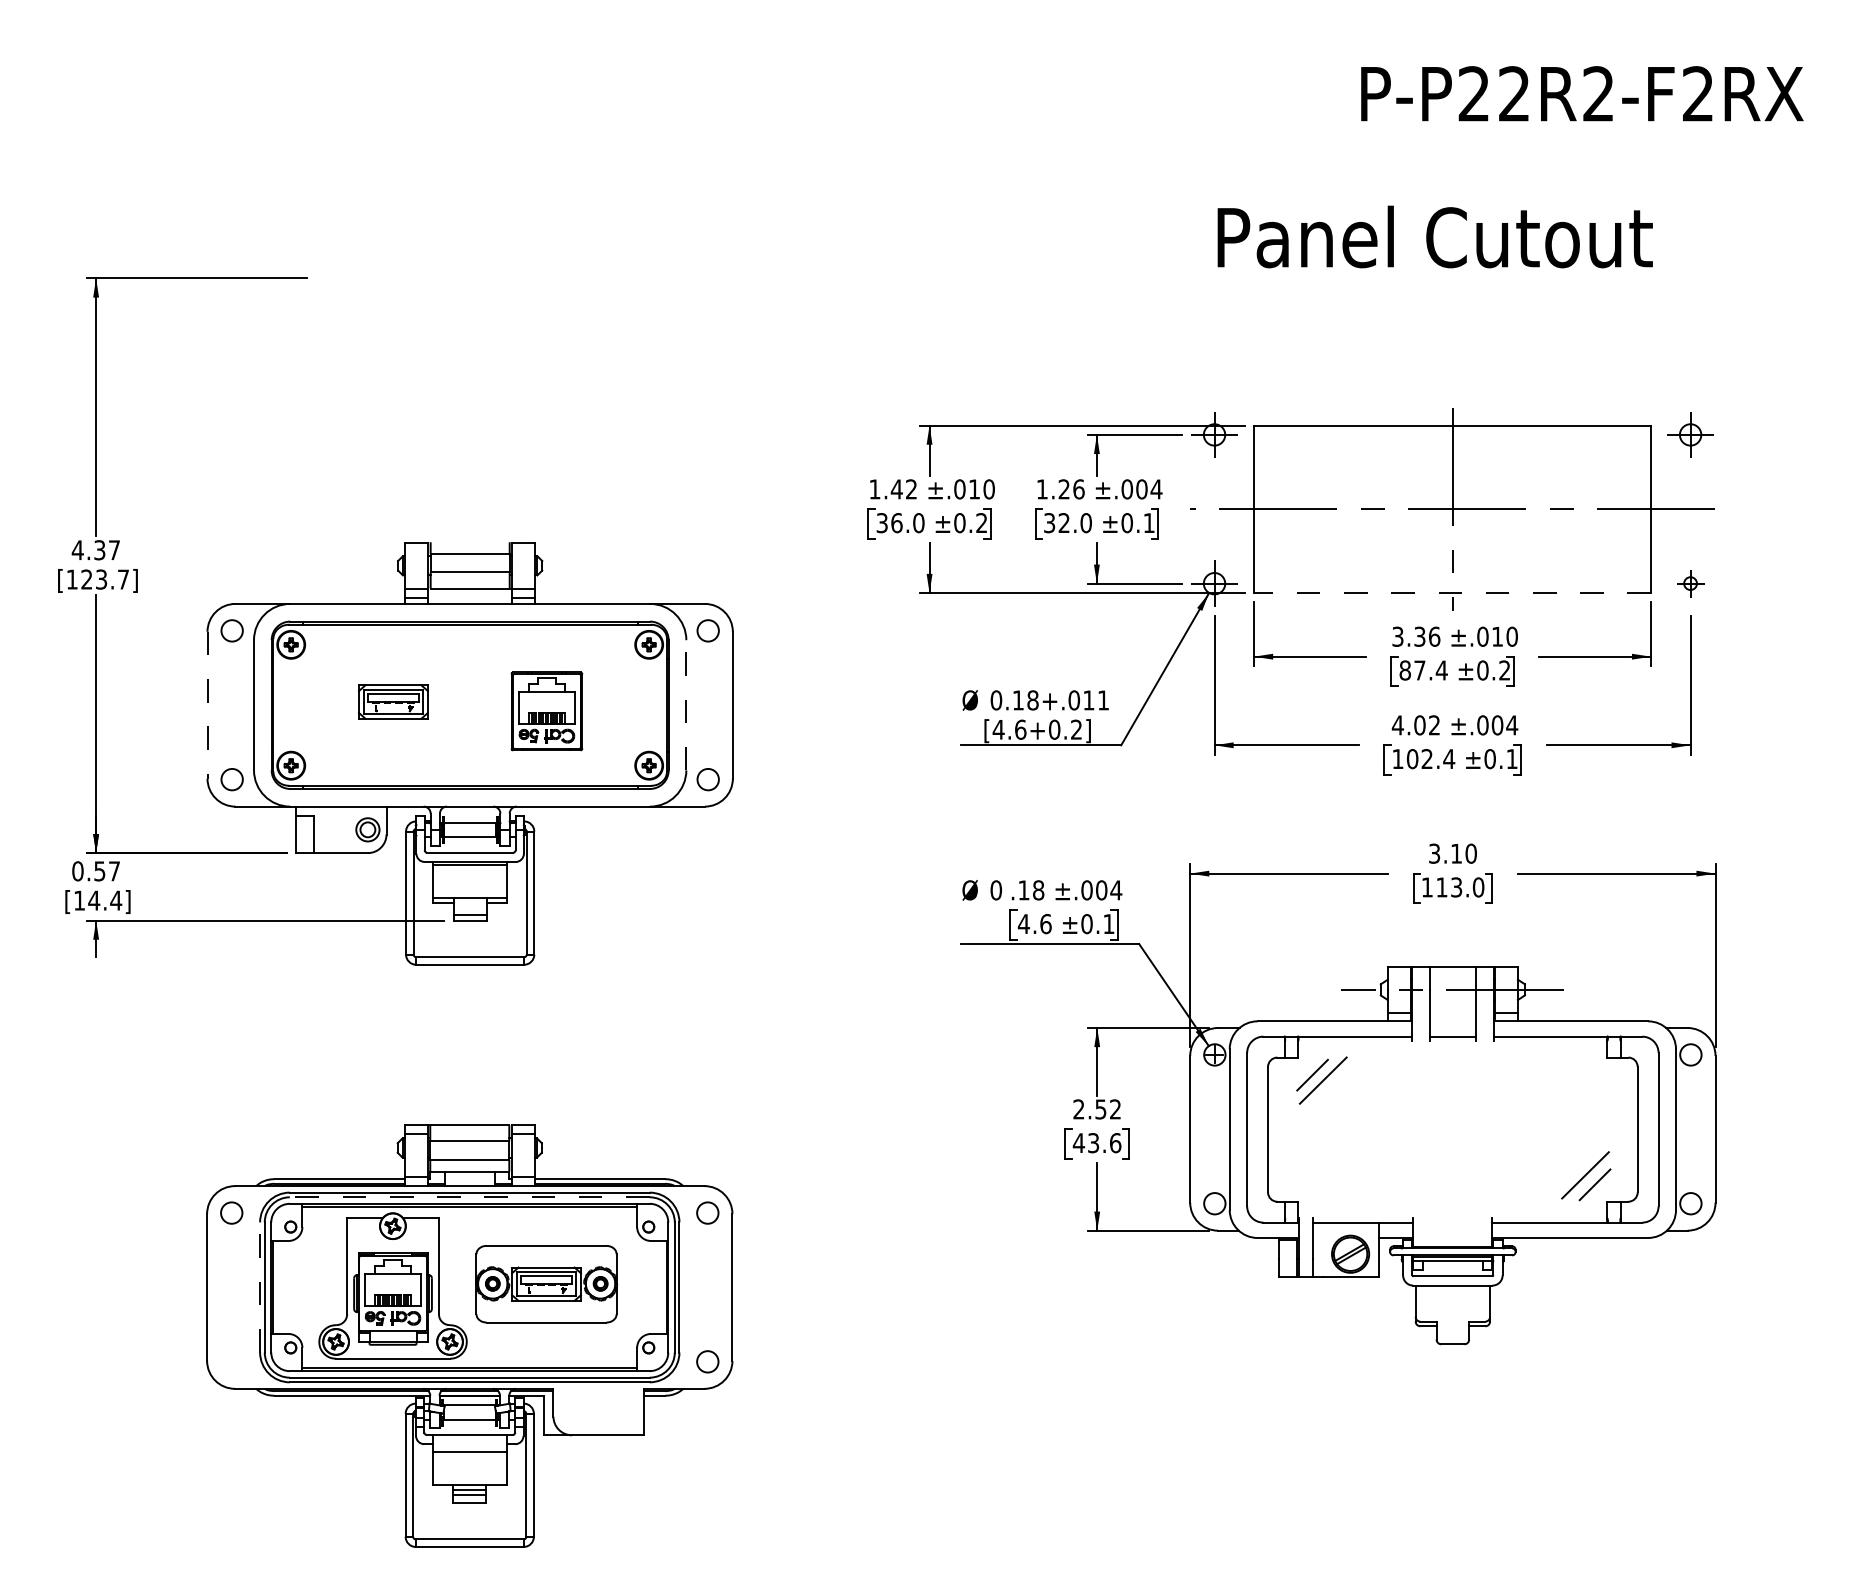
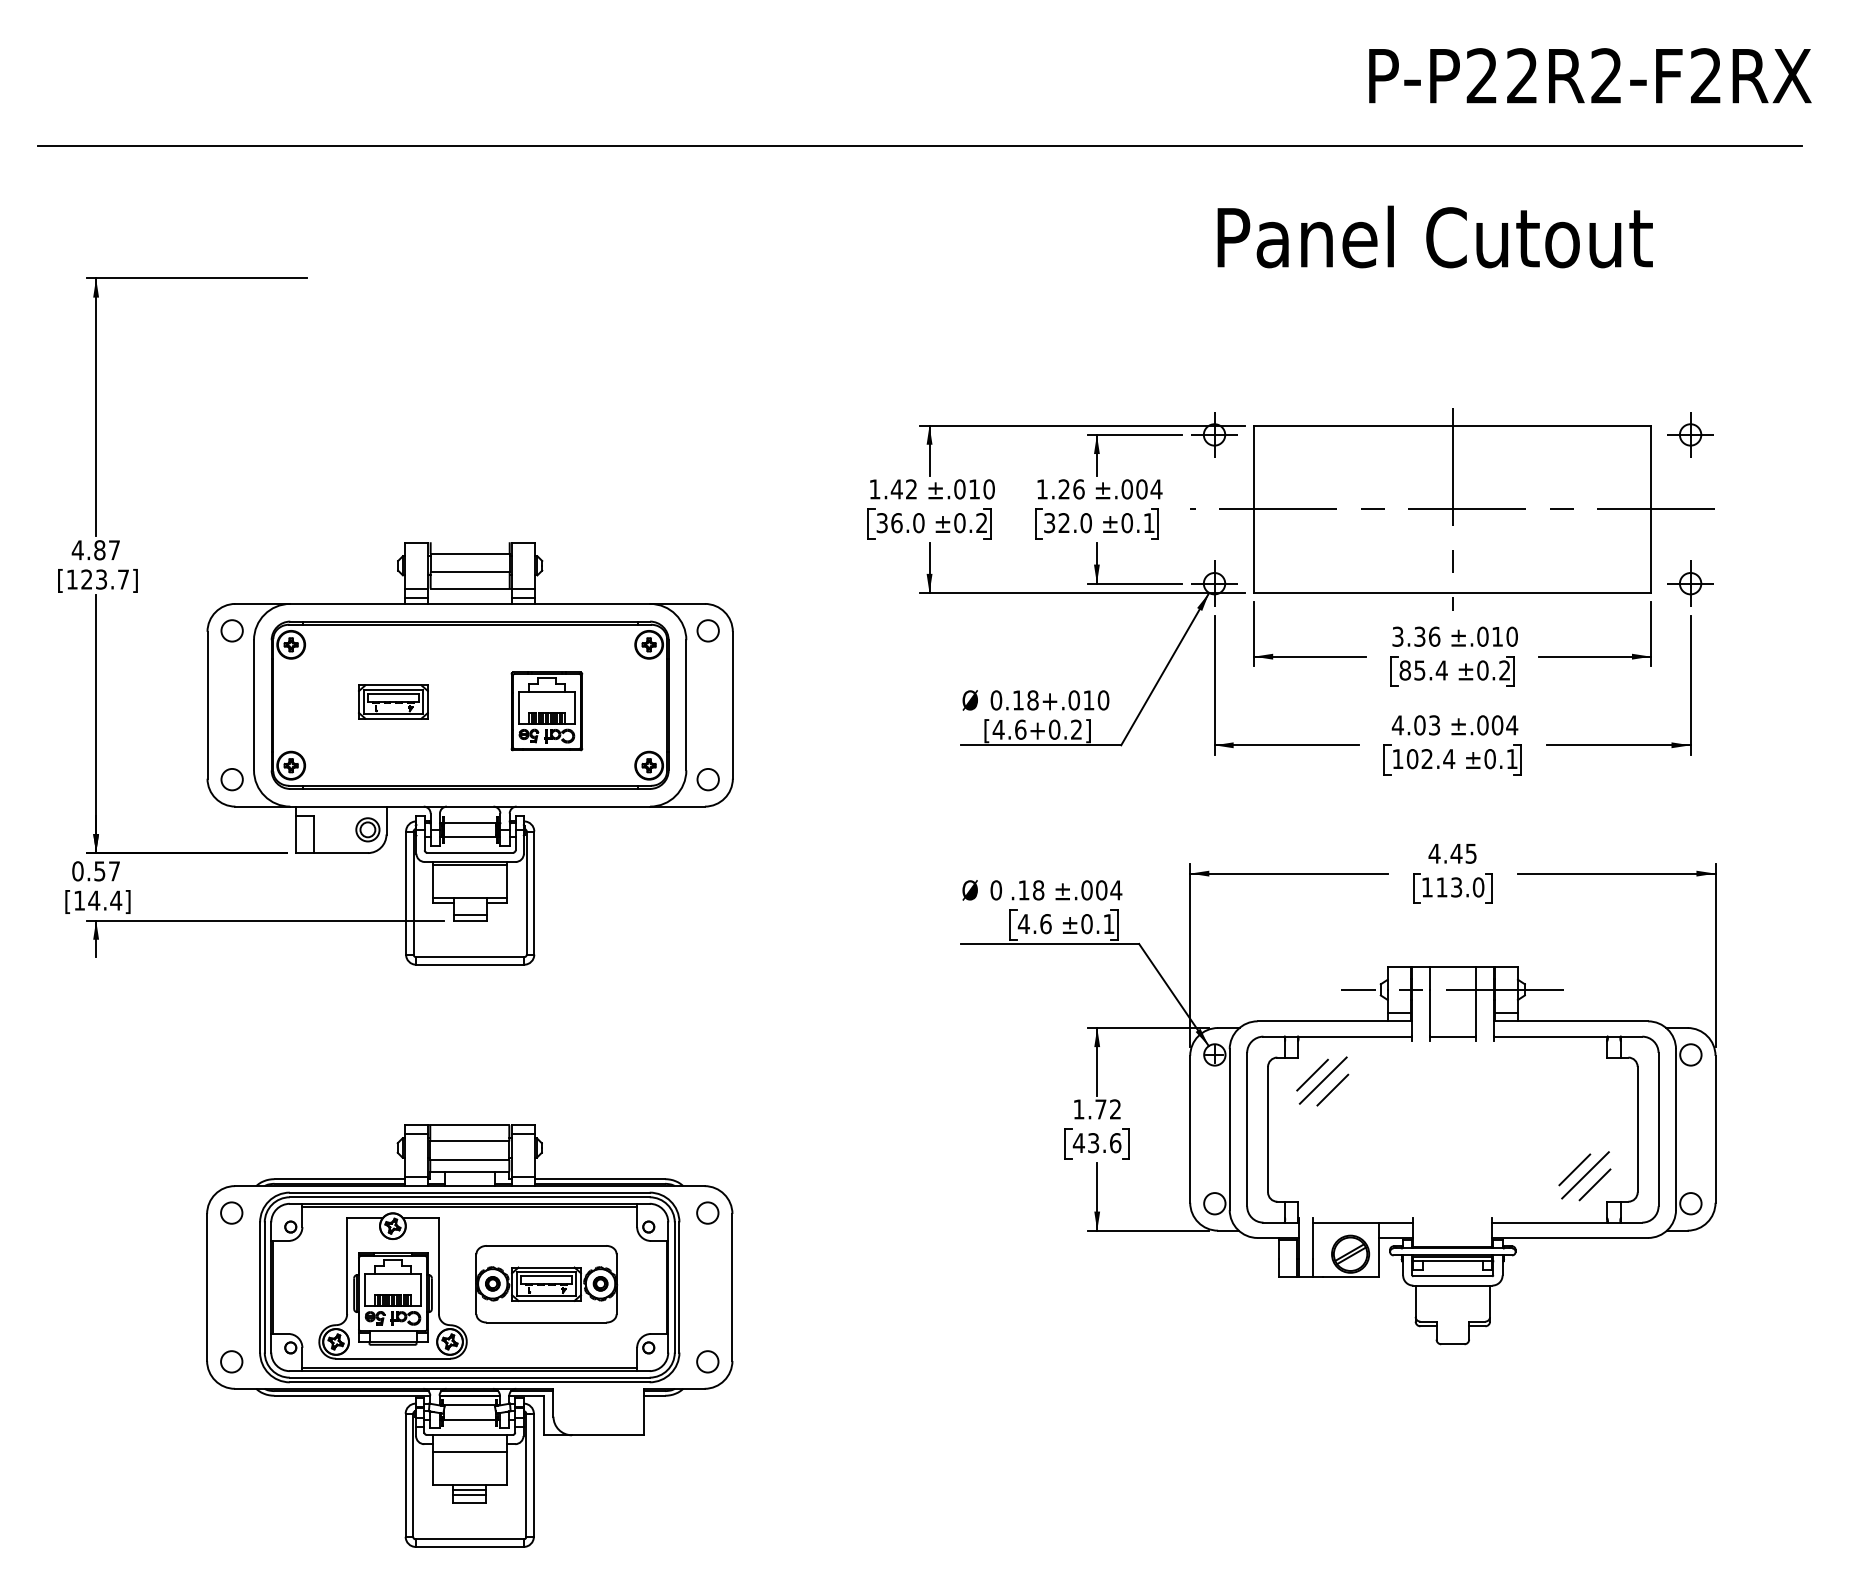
text position: (1582, 93) -> (1590, 75) (1590, 75)
line: none -> present (919, 145)
text: 4.37 -> 4.87 (99, 550)
part size: 28x28 px -> 47x47 px (1690, 583)
line: dashed -> solid (1452, 593)
text: 87.4 -> 85.4 (1419, 670)
text: 0.18+.011 -> 0.18+.010 (1103, 700)
line: dashed -> solid (686, 704)
line: dashed -> solid (207, 705)
text: 4.02 -> 4.03 (1434, 725)
text: 3.10 -> 4.45 (1452, 853)
line: none -> present (1332, 1089)
text: 2.52 -> 1.72 (1089, 1109)
line: none -> present (1574, 1169)
line: dashed -> solid (469, 1197)
line: dashed -> solid (260, 1286)
circle: none -> present (231, 1361)
